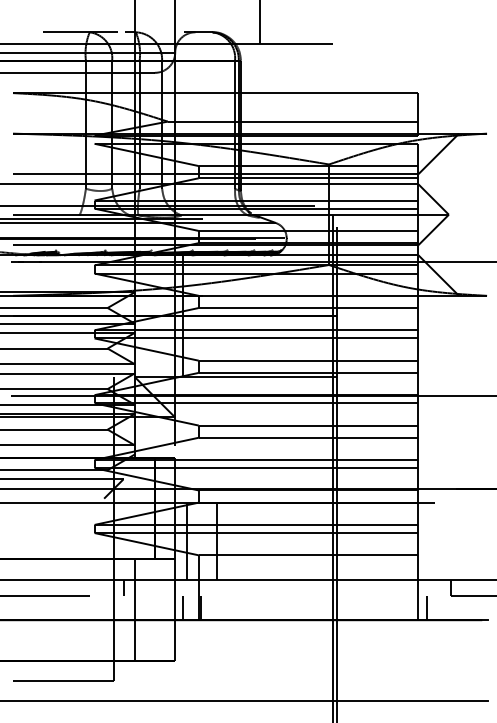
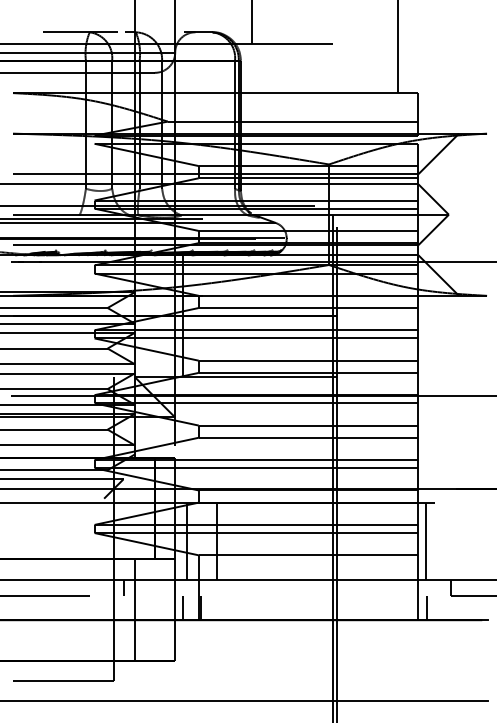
line position: (260, 23) -> (252, 23) (252, 23)
line: none -> present (398, 47)
line: none -> present (425, 540)
